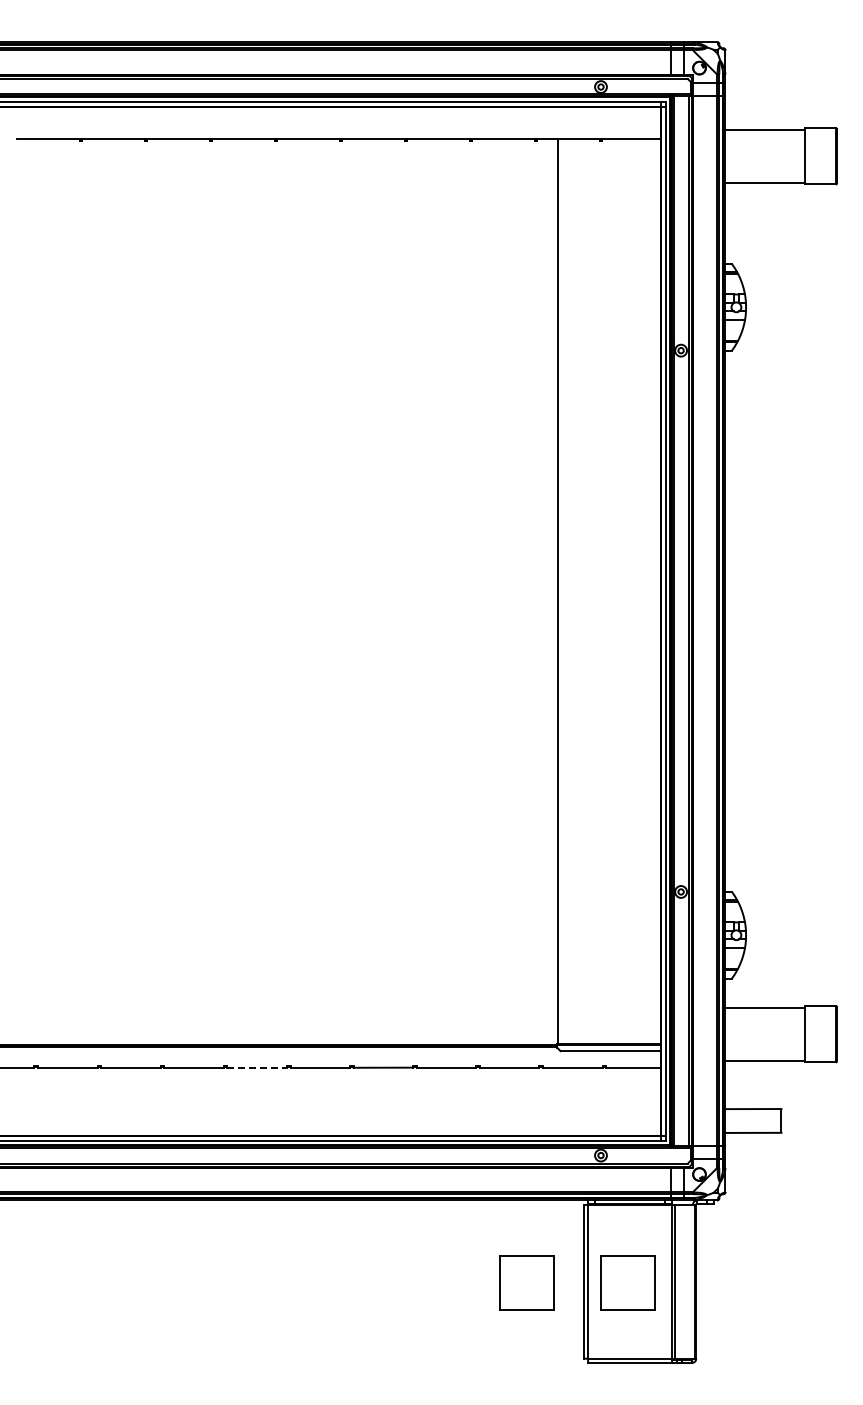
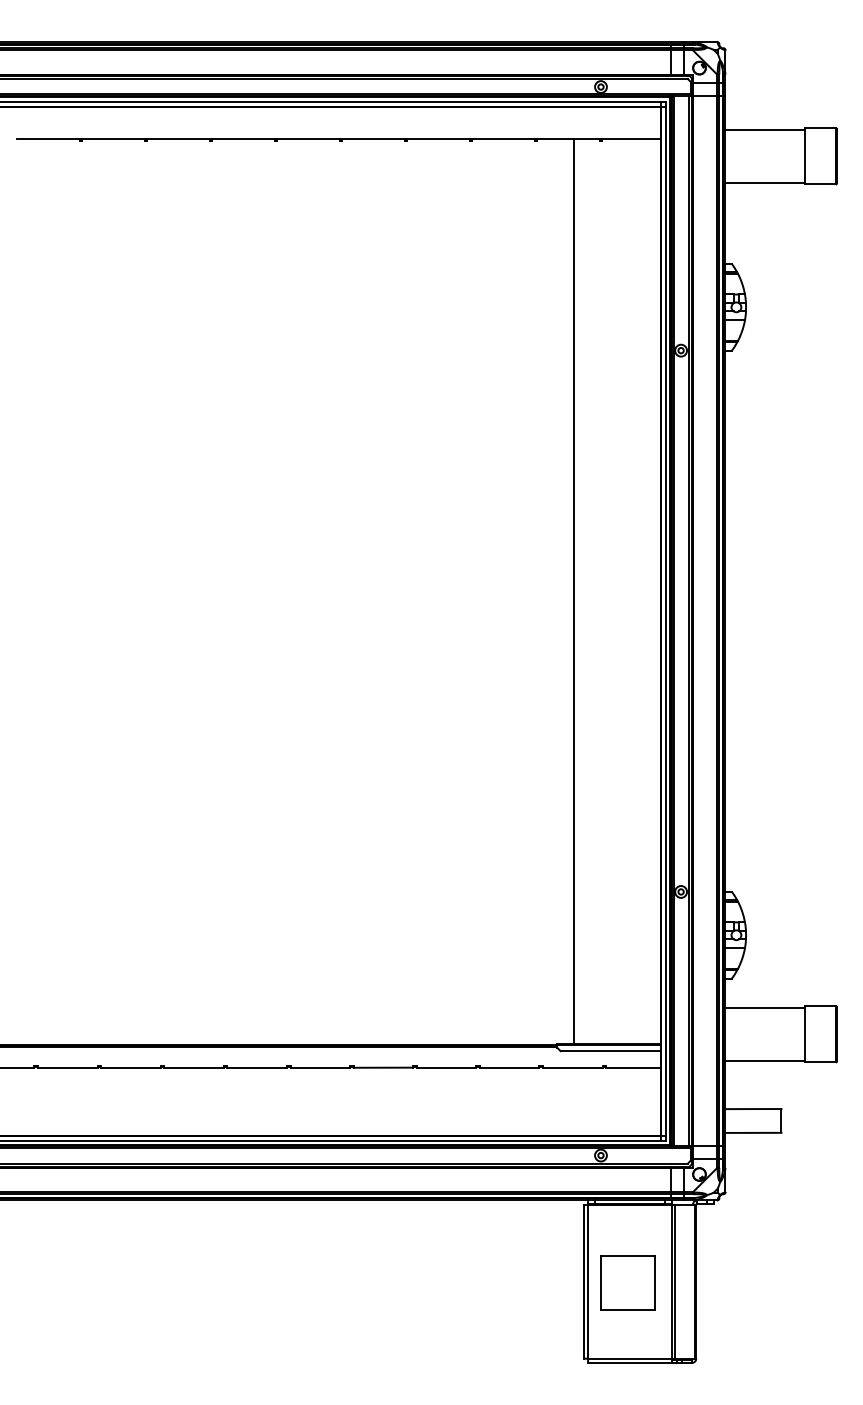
line position: (557, 591) -> (573, 591) (573, 591)
line: dashed -> solid (257, 1067)
part: present -> none (526, 1282)
